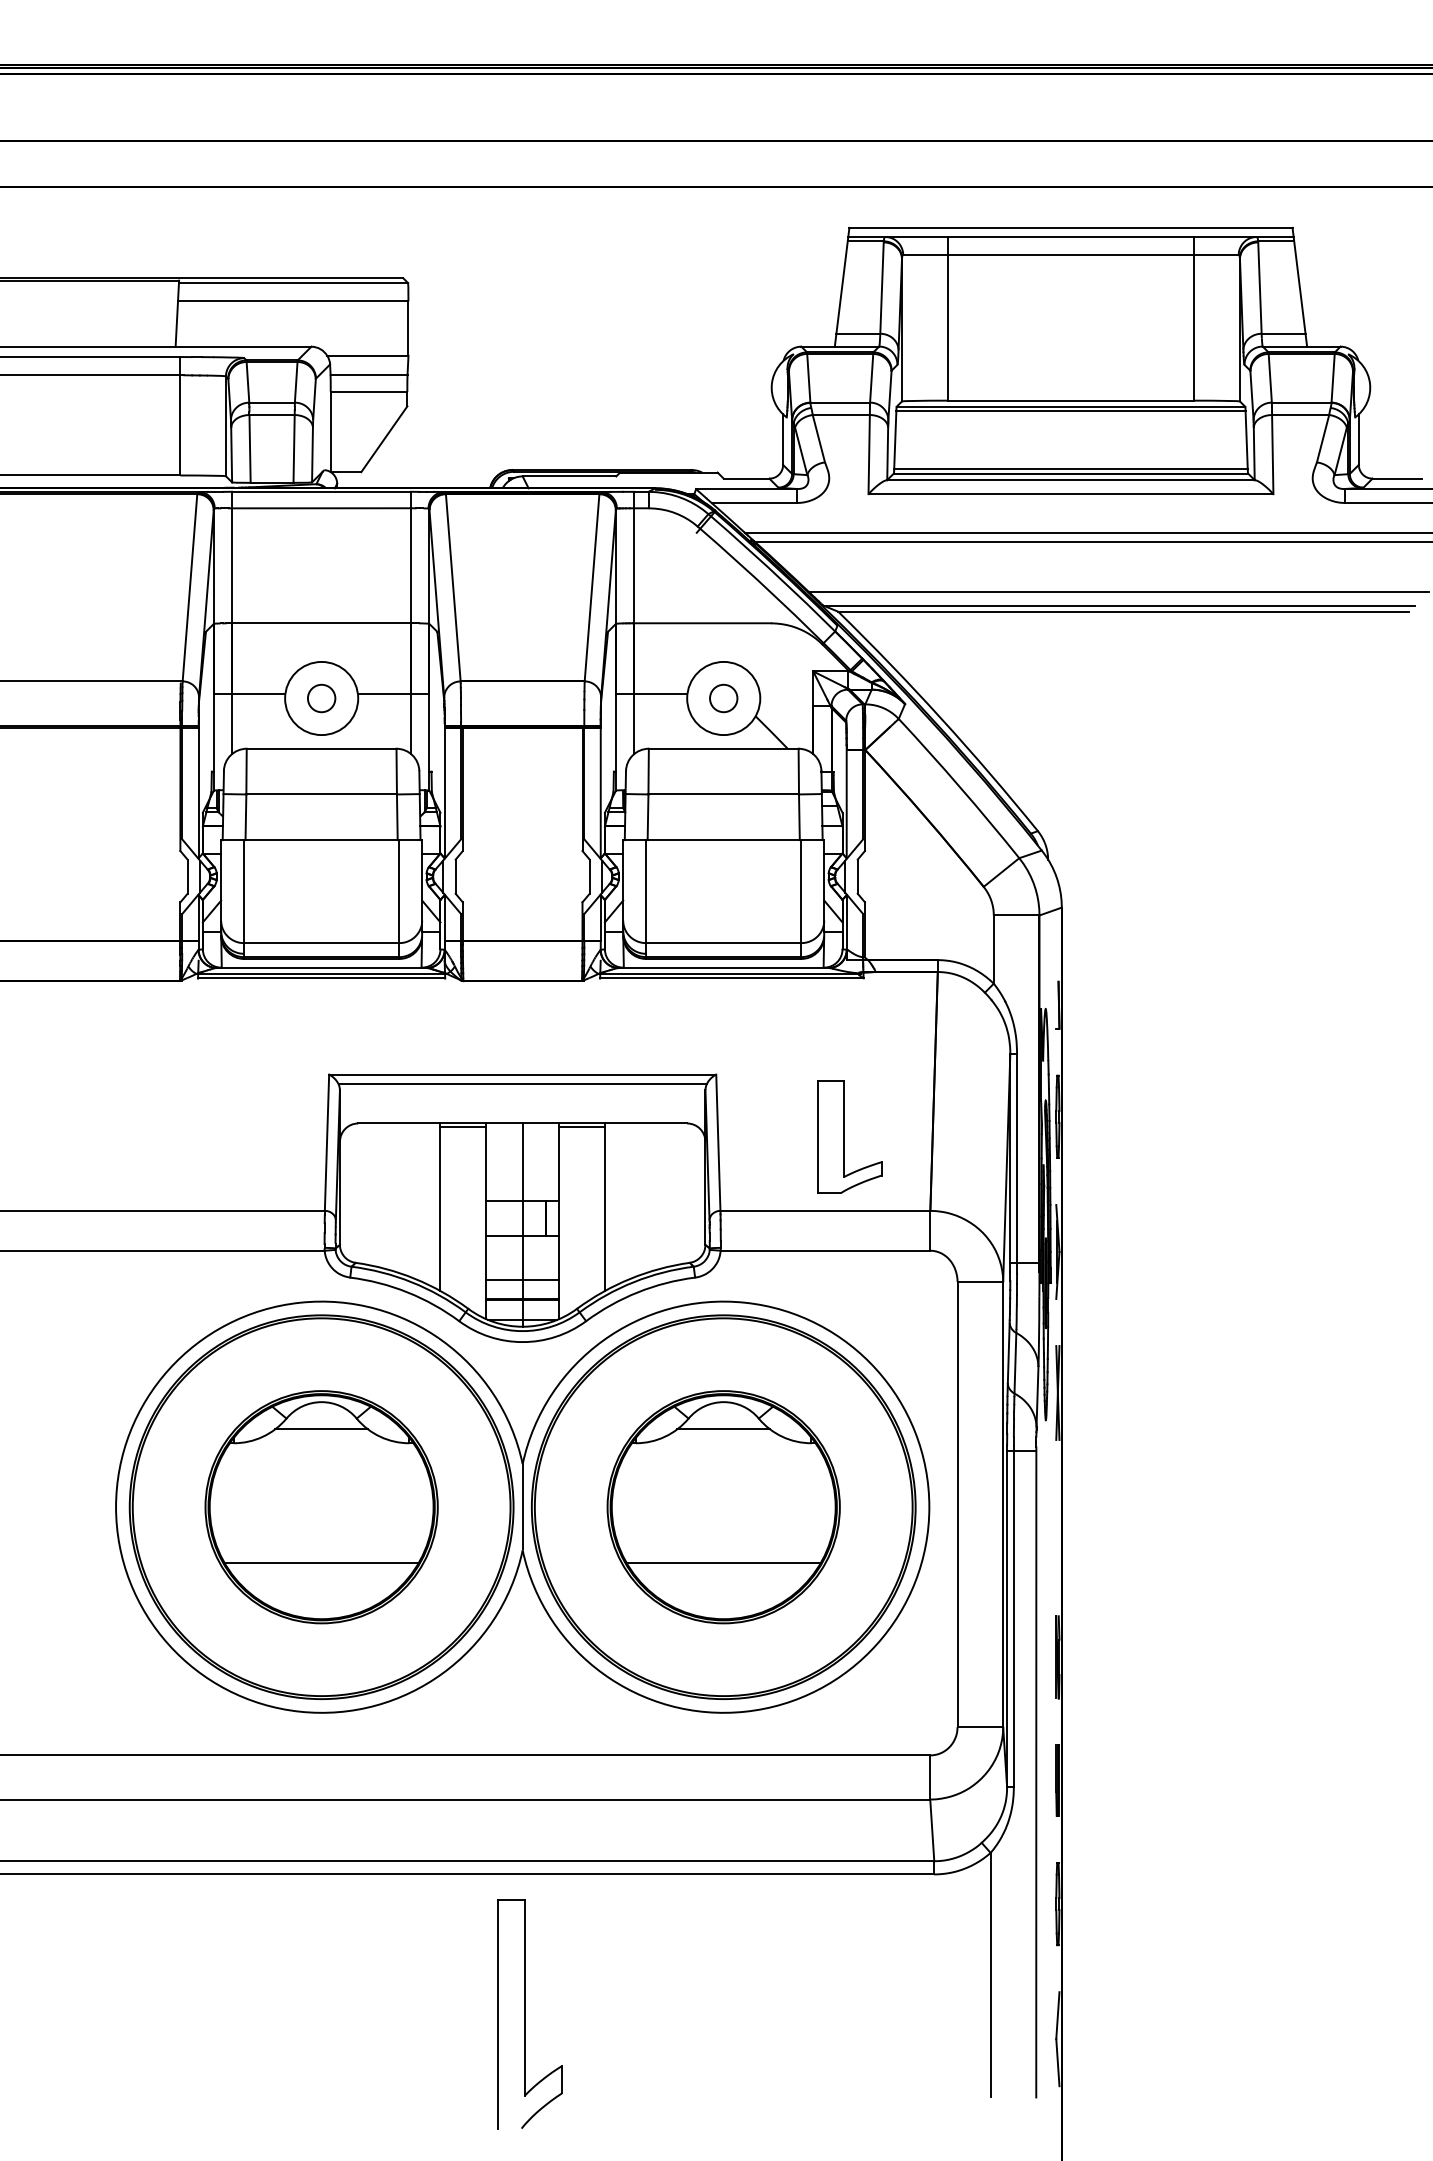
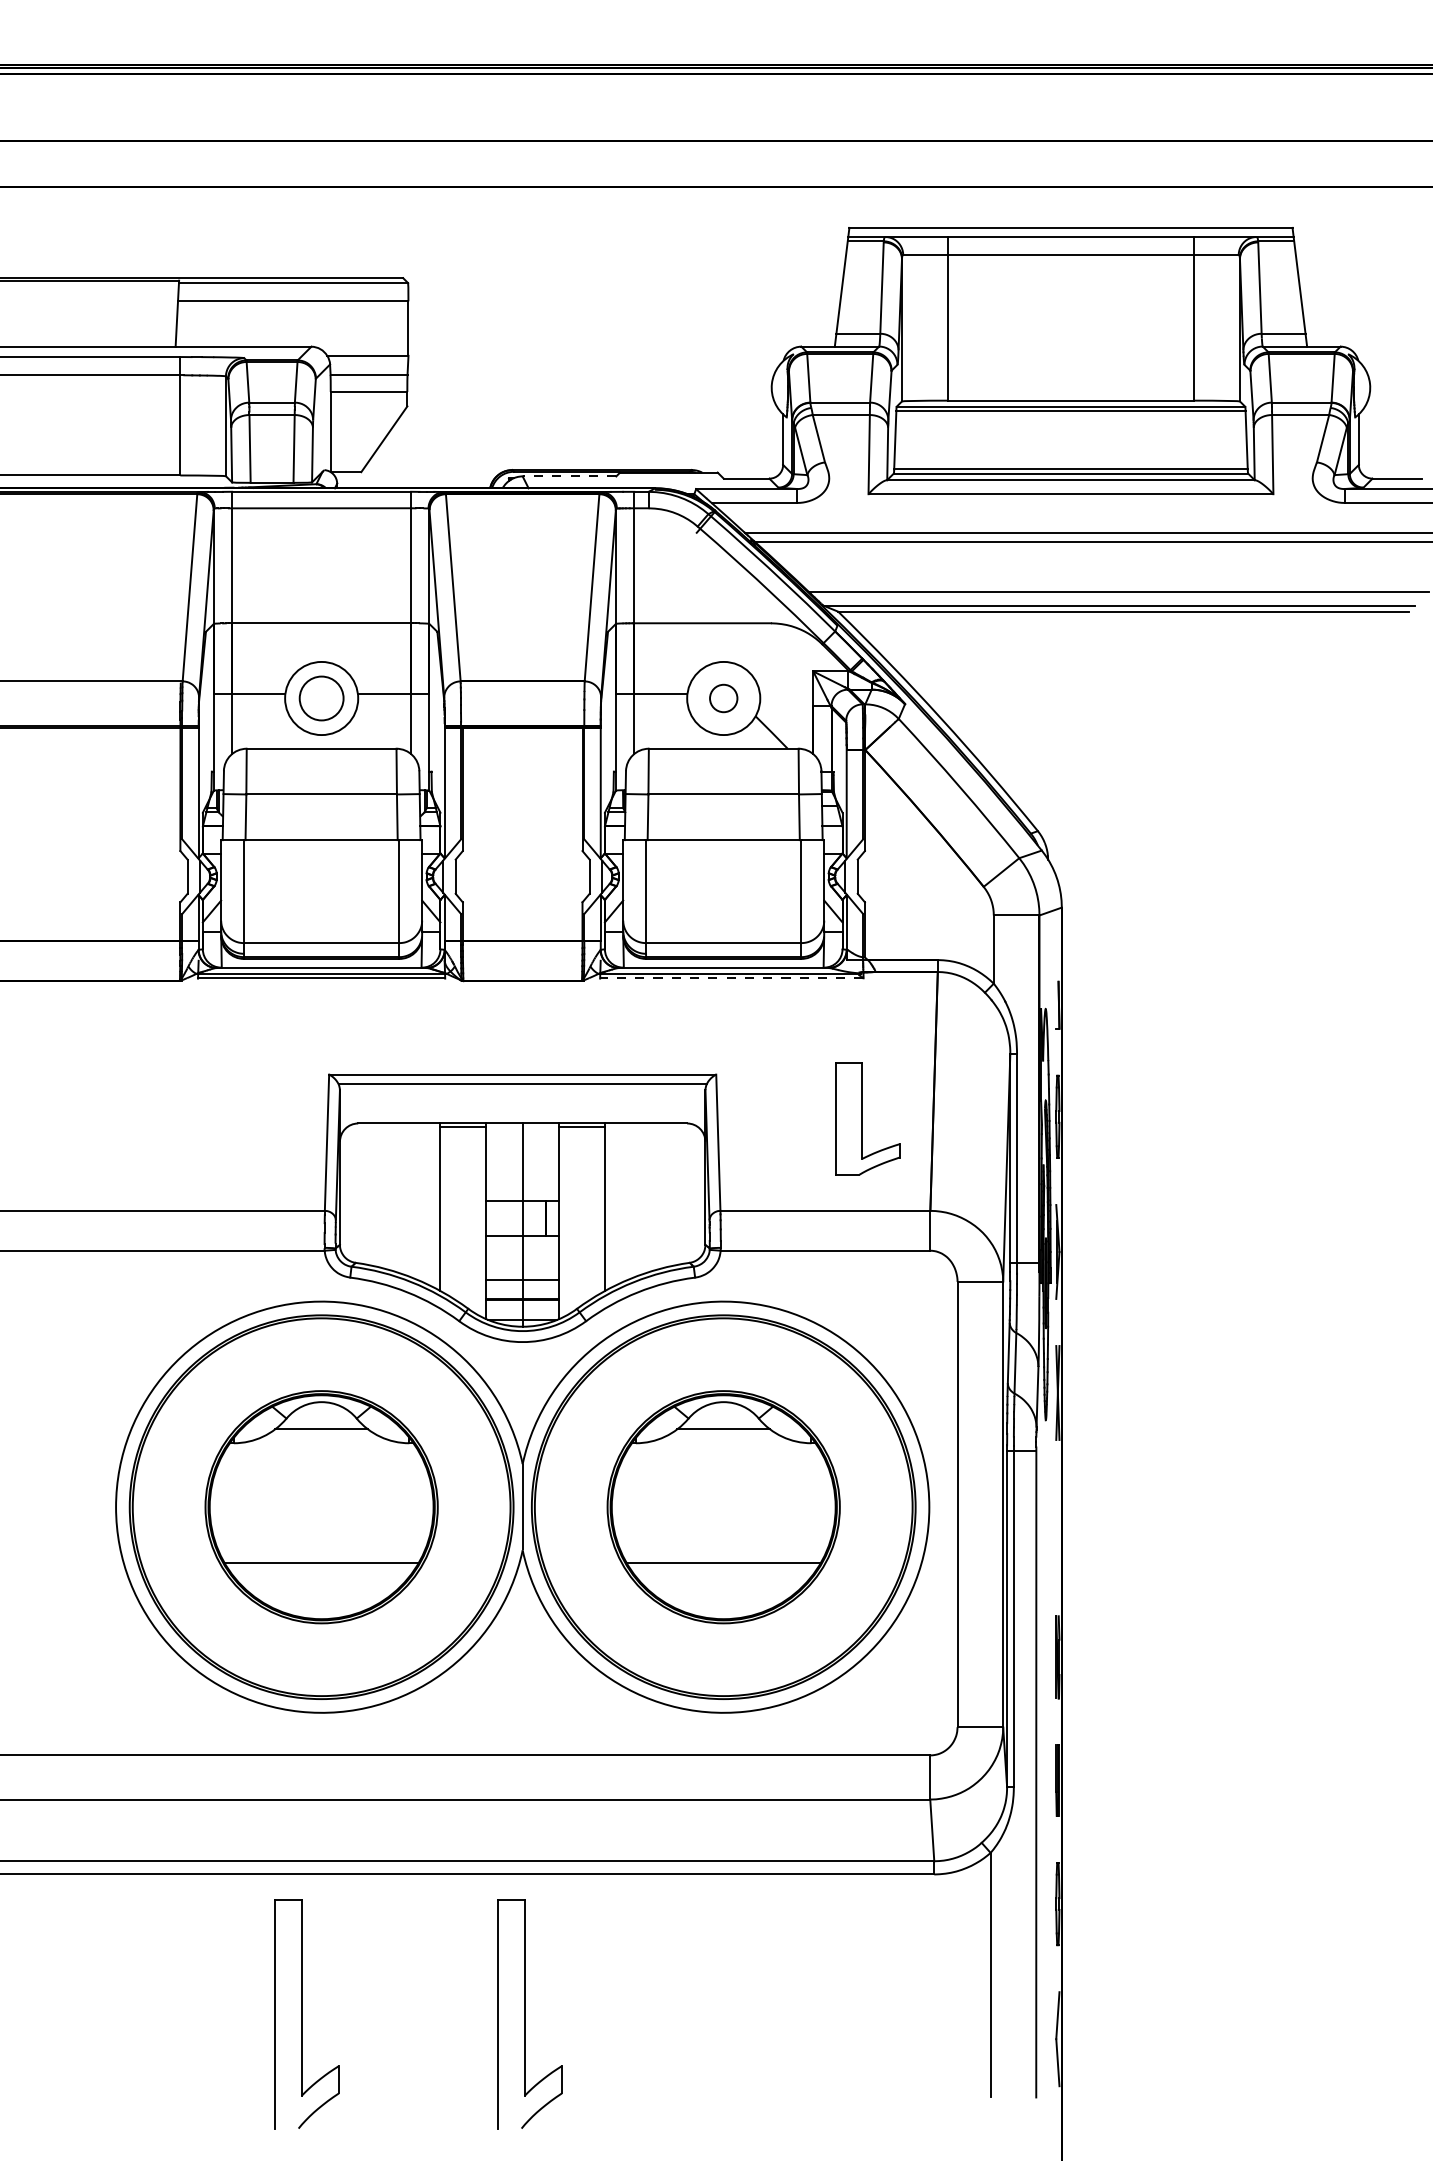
line: solid -> dashed (569, 476)
circle diameter: 27 px -> 44 px (321, 698)
line: solid -> dashed (731, 978)
part position: (849, 1136) -> (867, 1118) (867, 1118)
part: none -> present (306, 2014)
